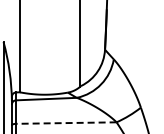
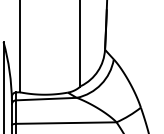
line: dashed -> solid (65, 123)
